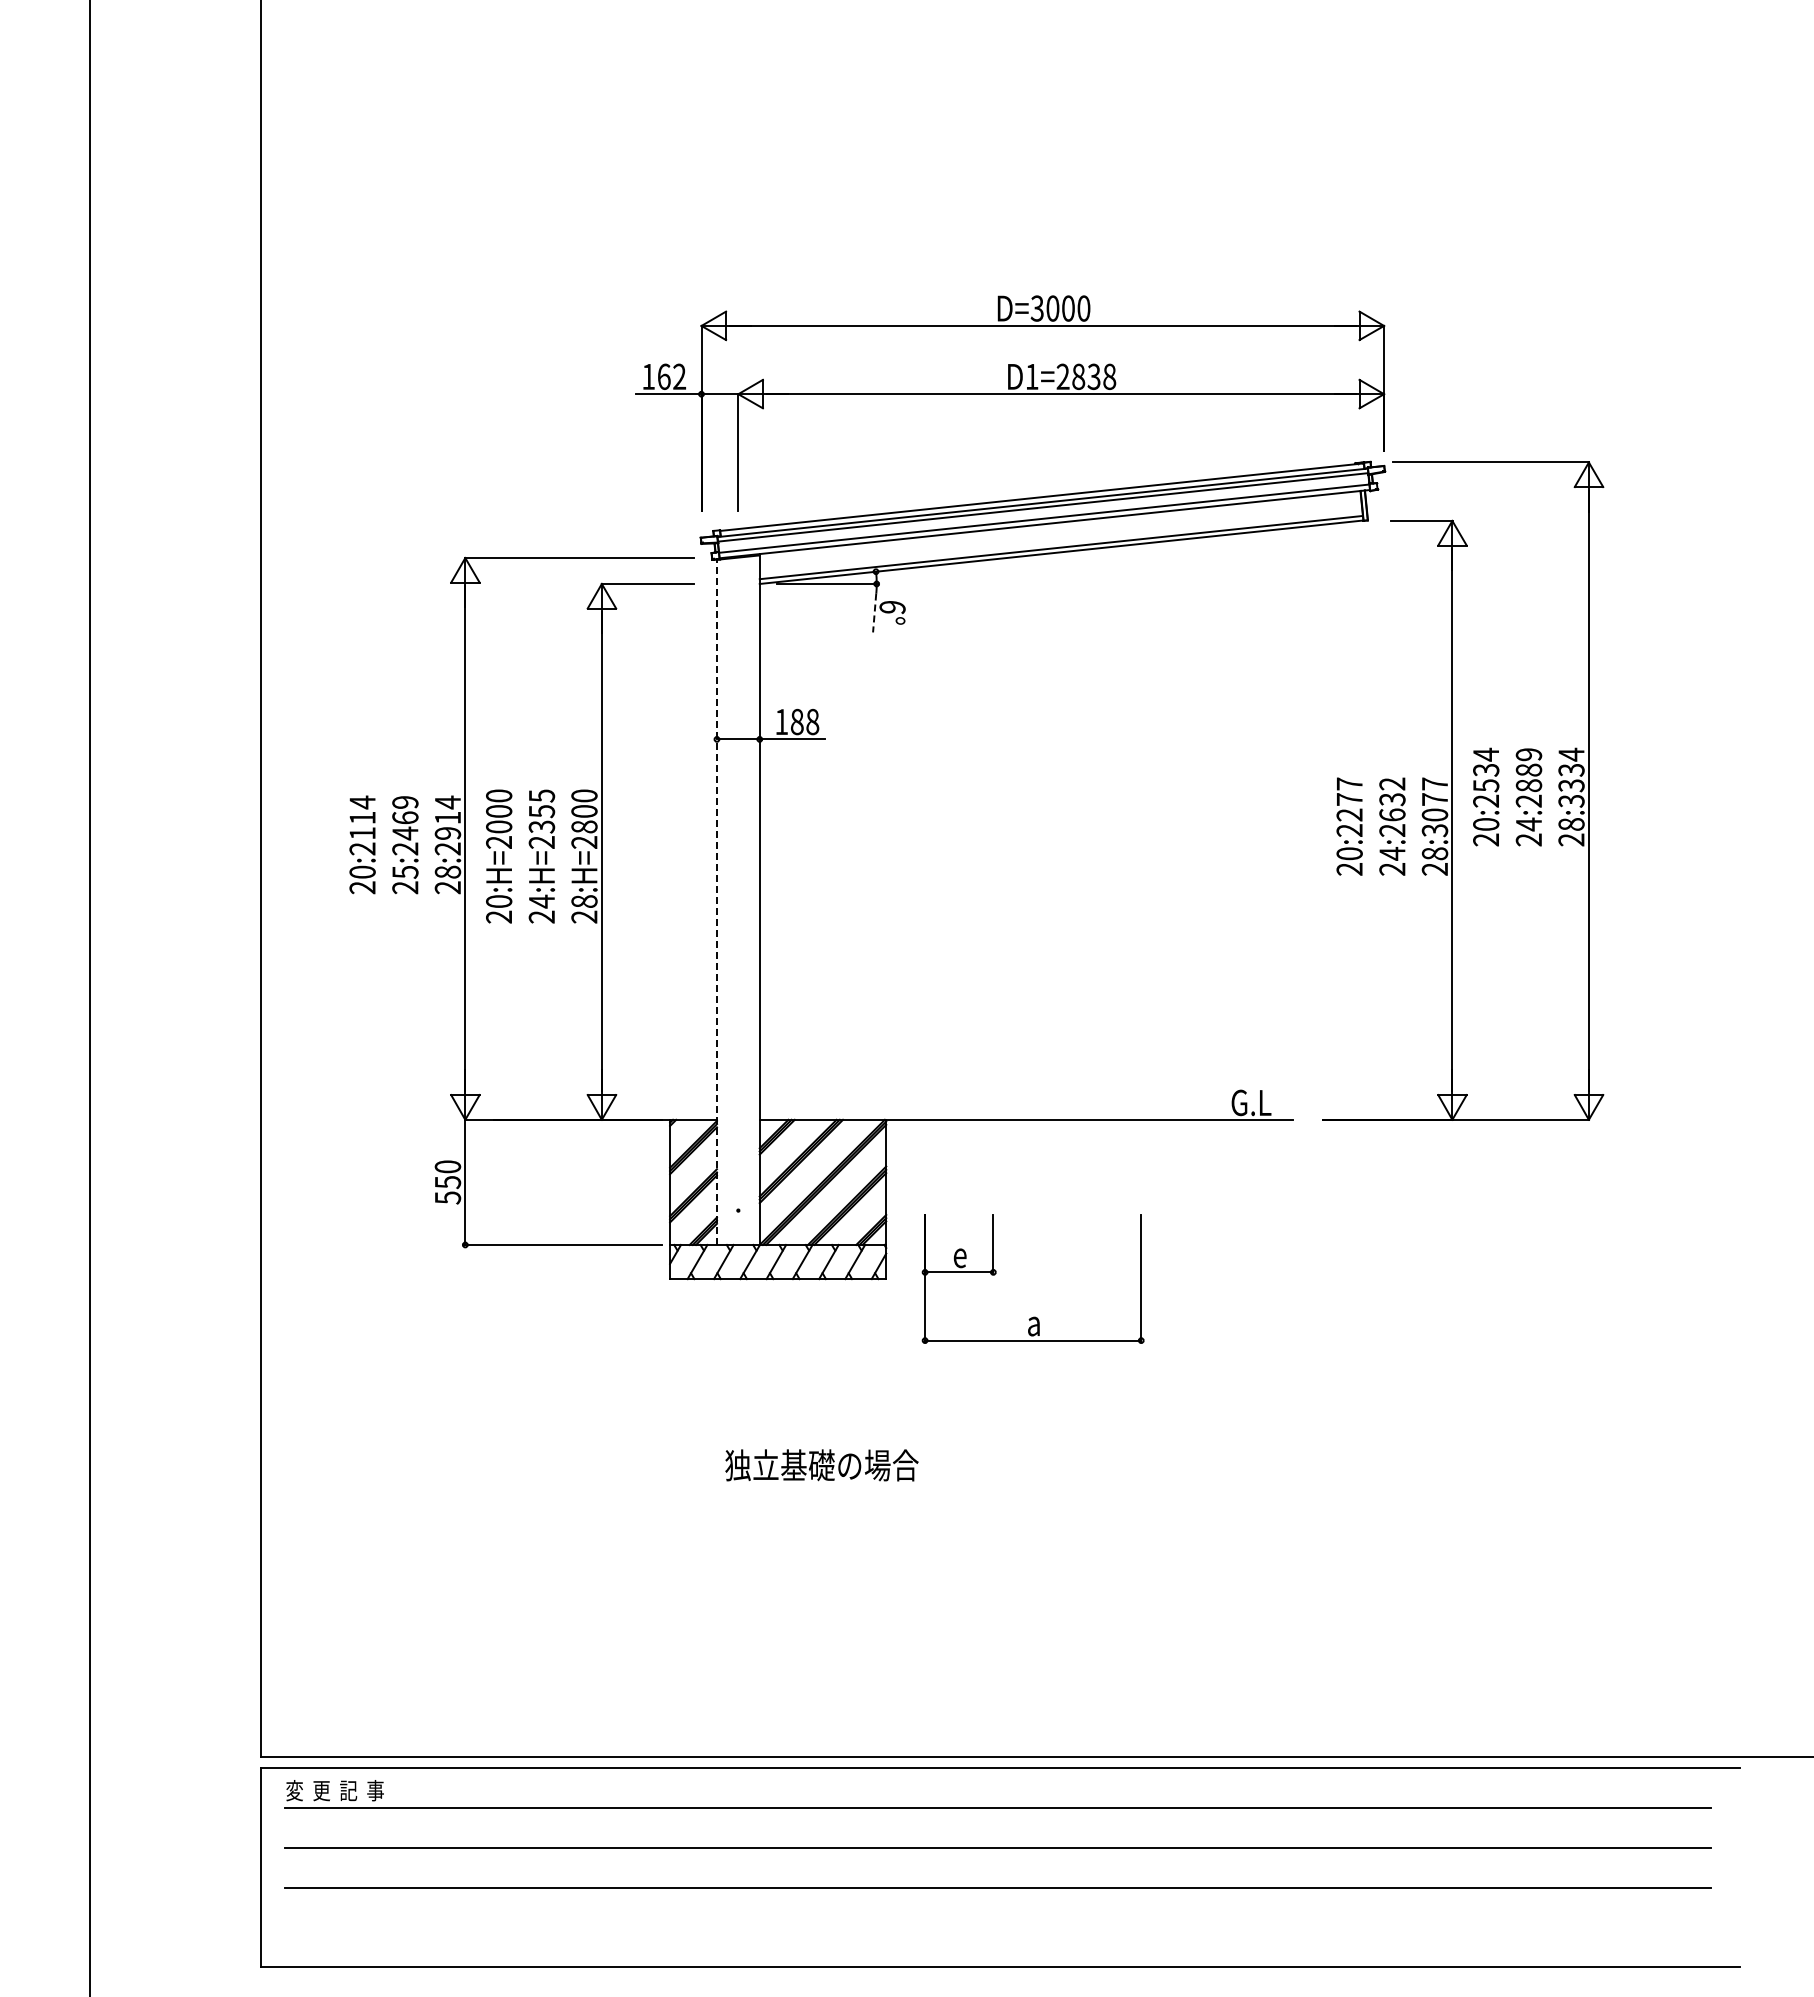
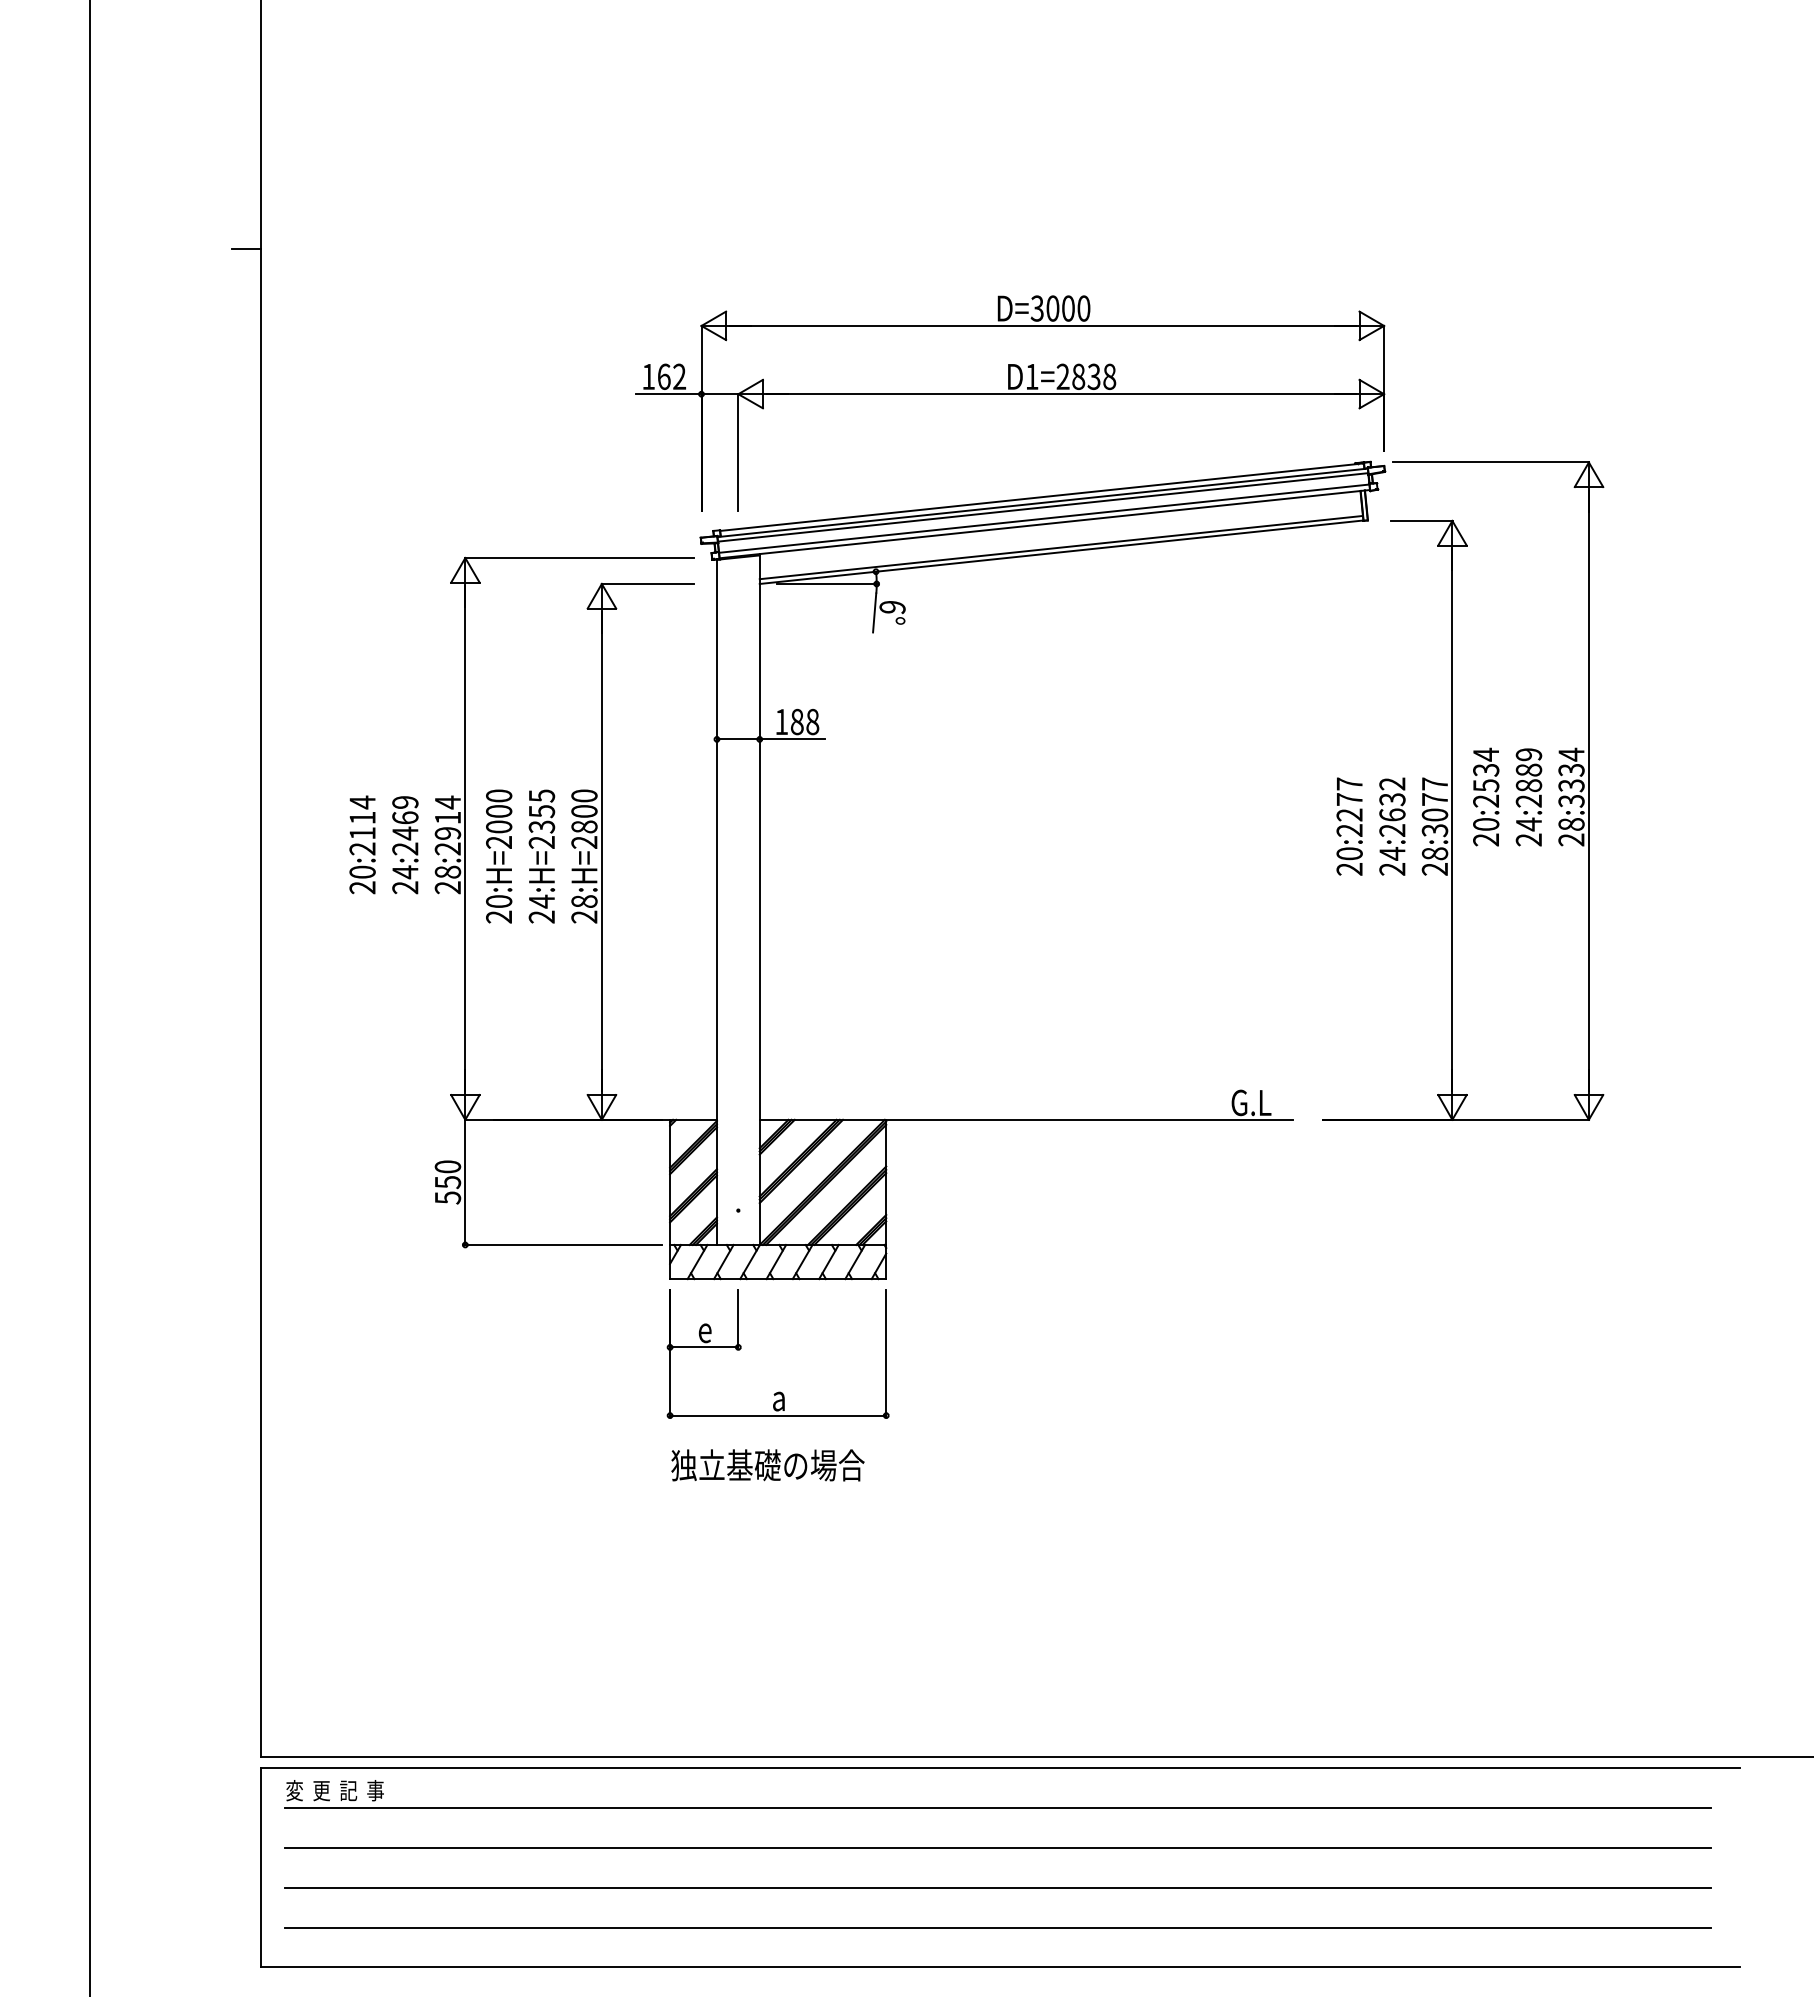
line: none -> present (246, 249)
line: dashed -> solid (874, 612)
text: 25:2469 -> 24:2469 (405, 872)
line: dashed -> solid (716, 901)
part position: (996, 1273) -> (741, 1348) (741, 1348)
text position: (821, 1465) -> (767, 1465) (767, 1465)
line: none -> present (997, 1927)
